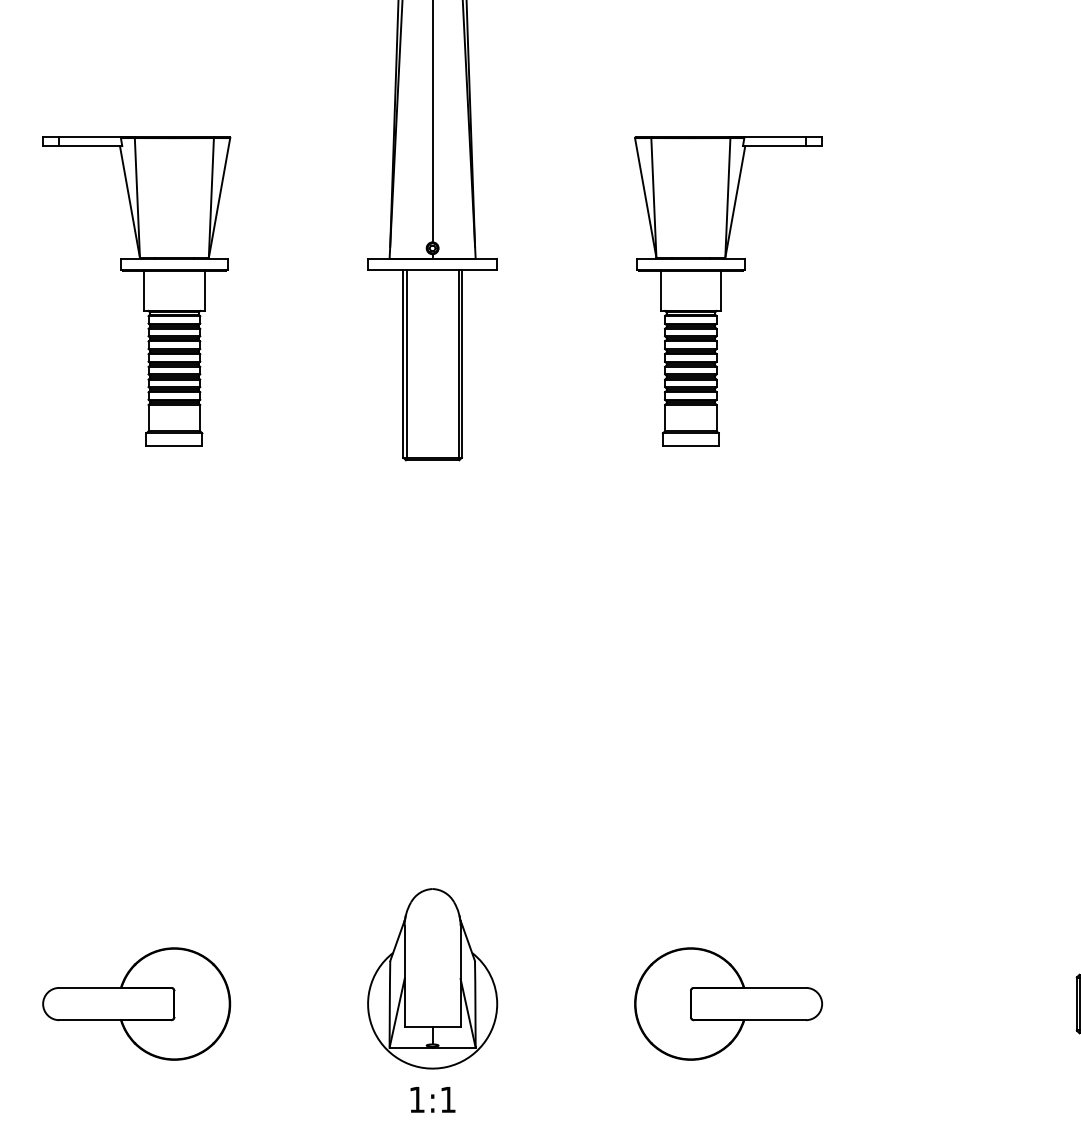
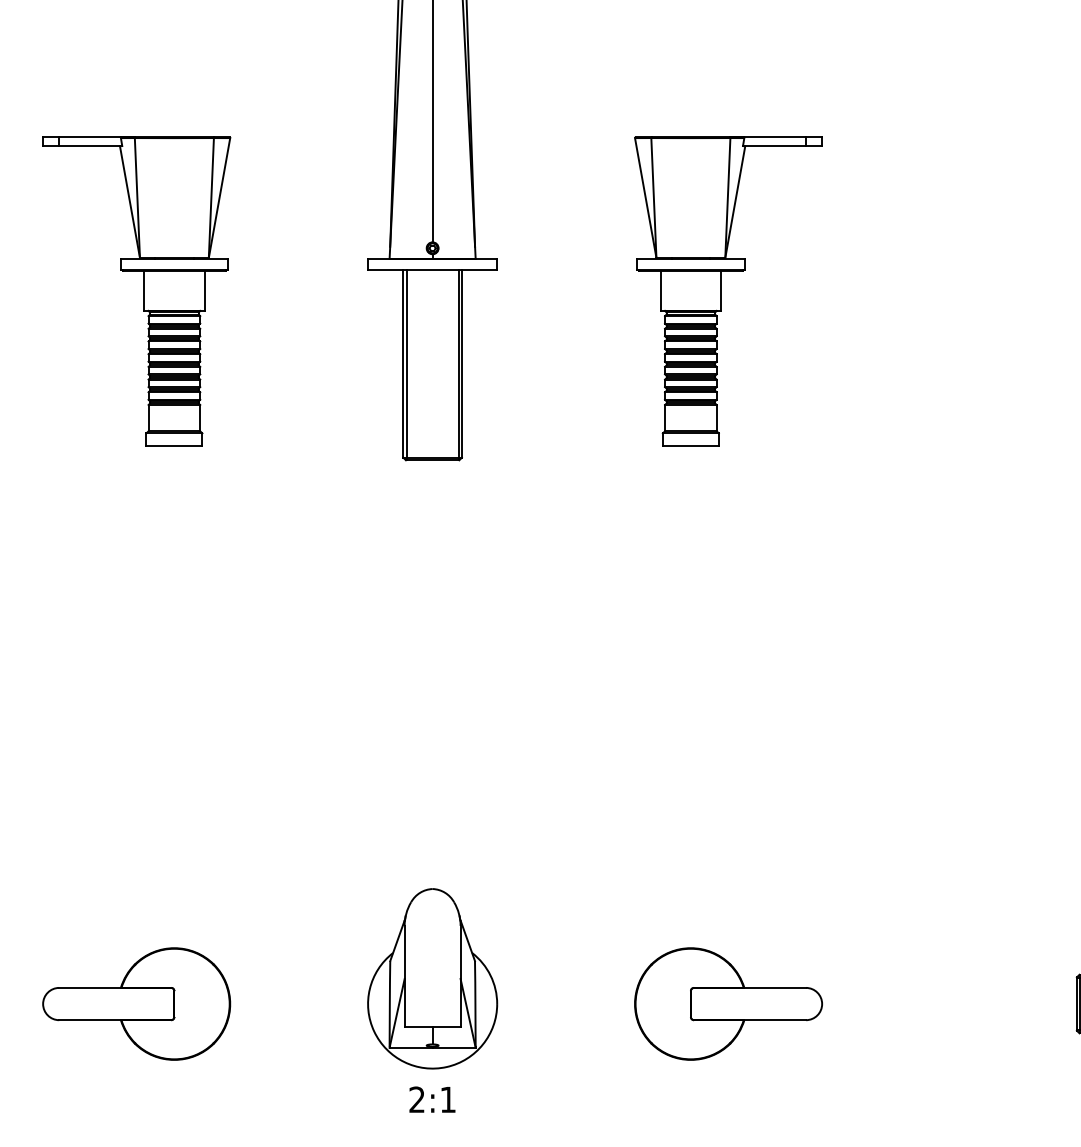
text: 1:1 -> 2:1 (416, 1099)
